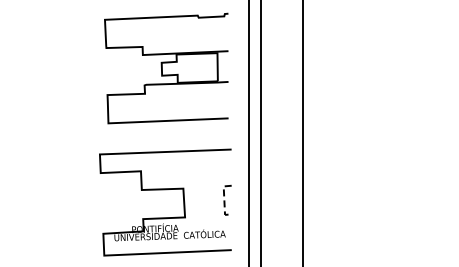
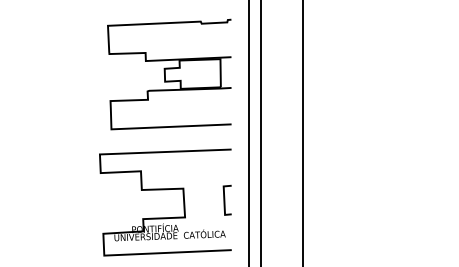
part position: (166, 68) -> (169, 74) (169, 74)
line: dashed -> solid (224, 200)
